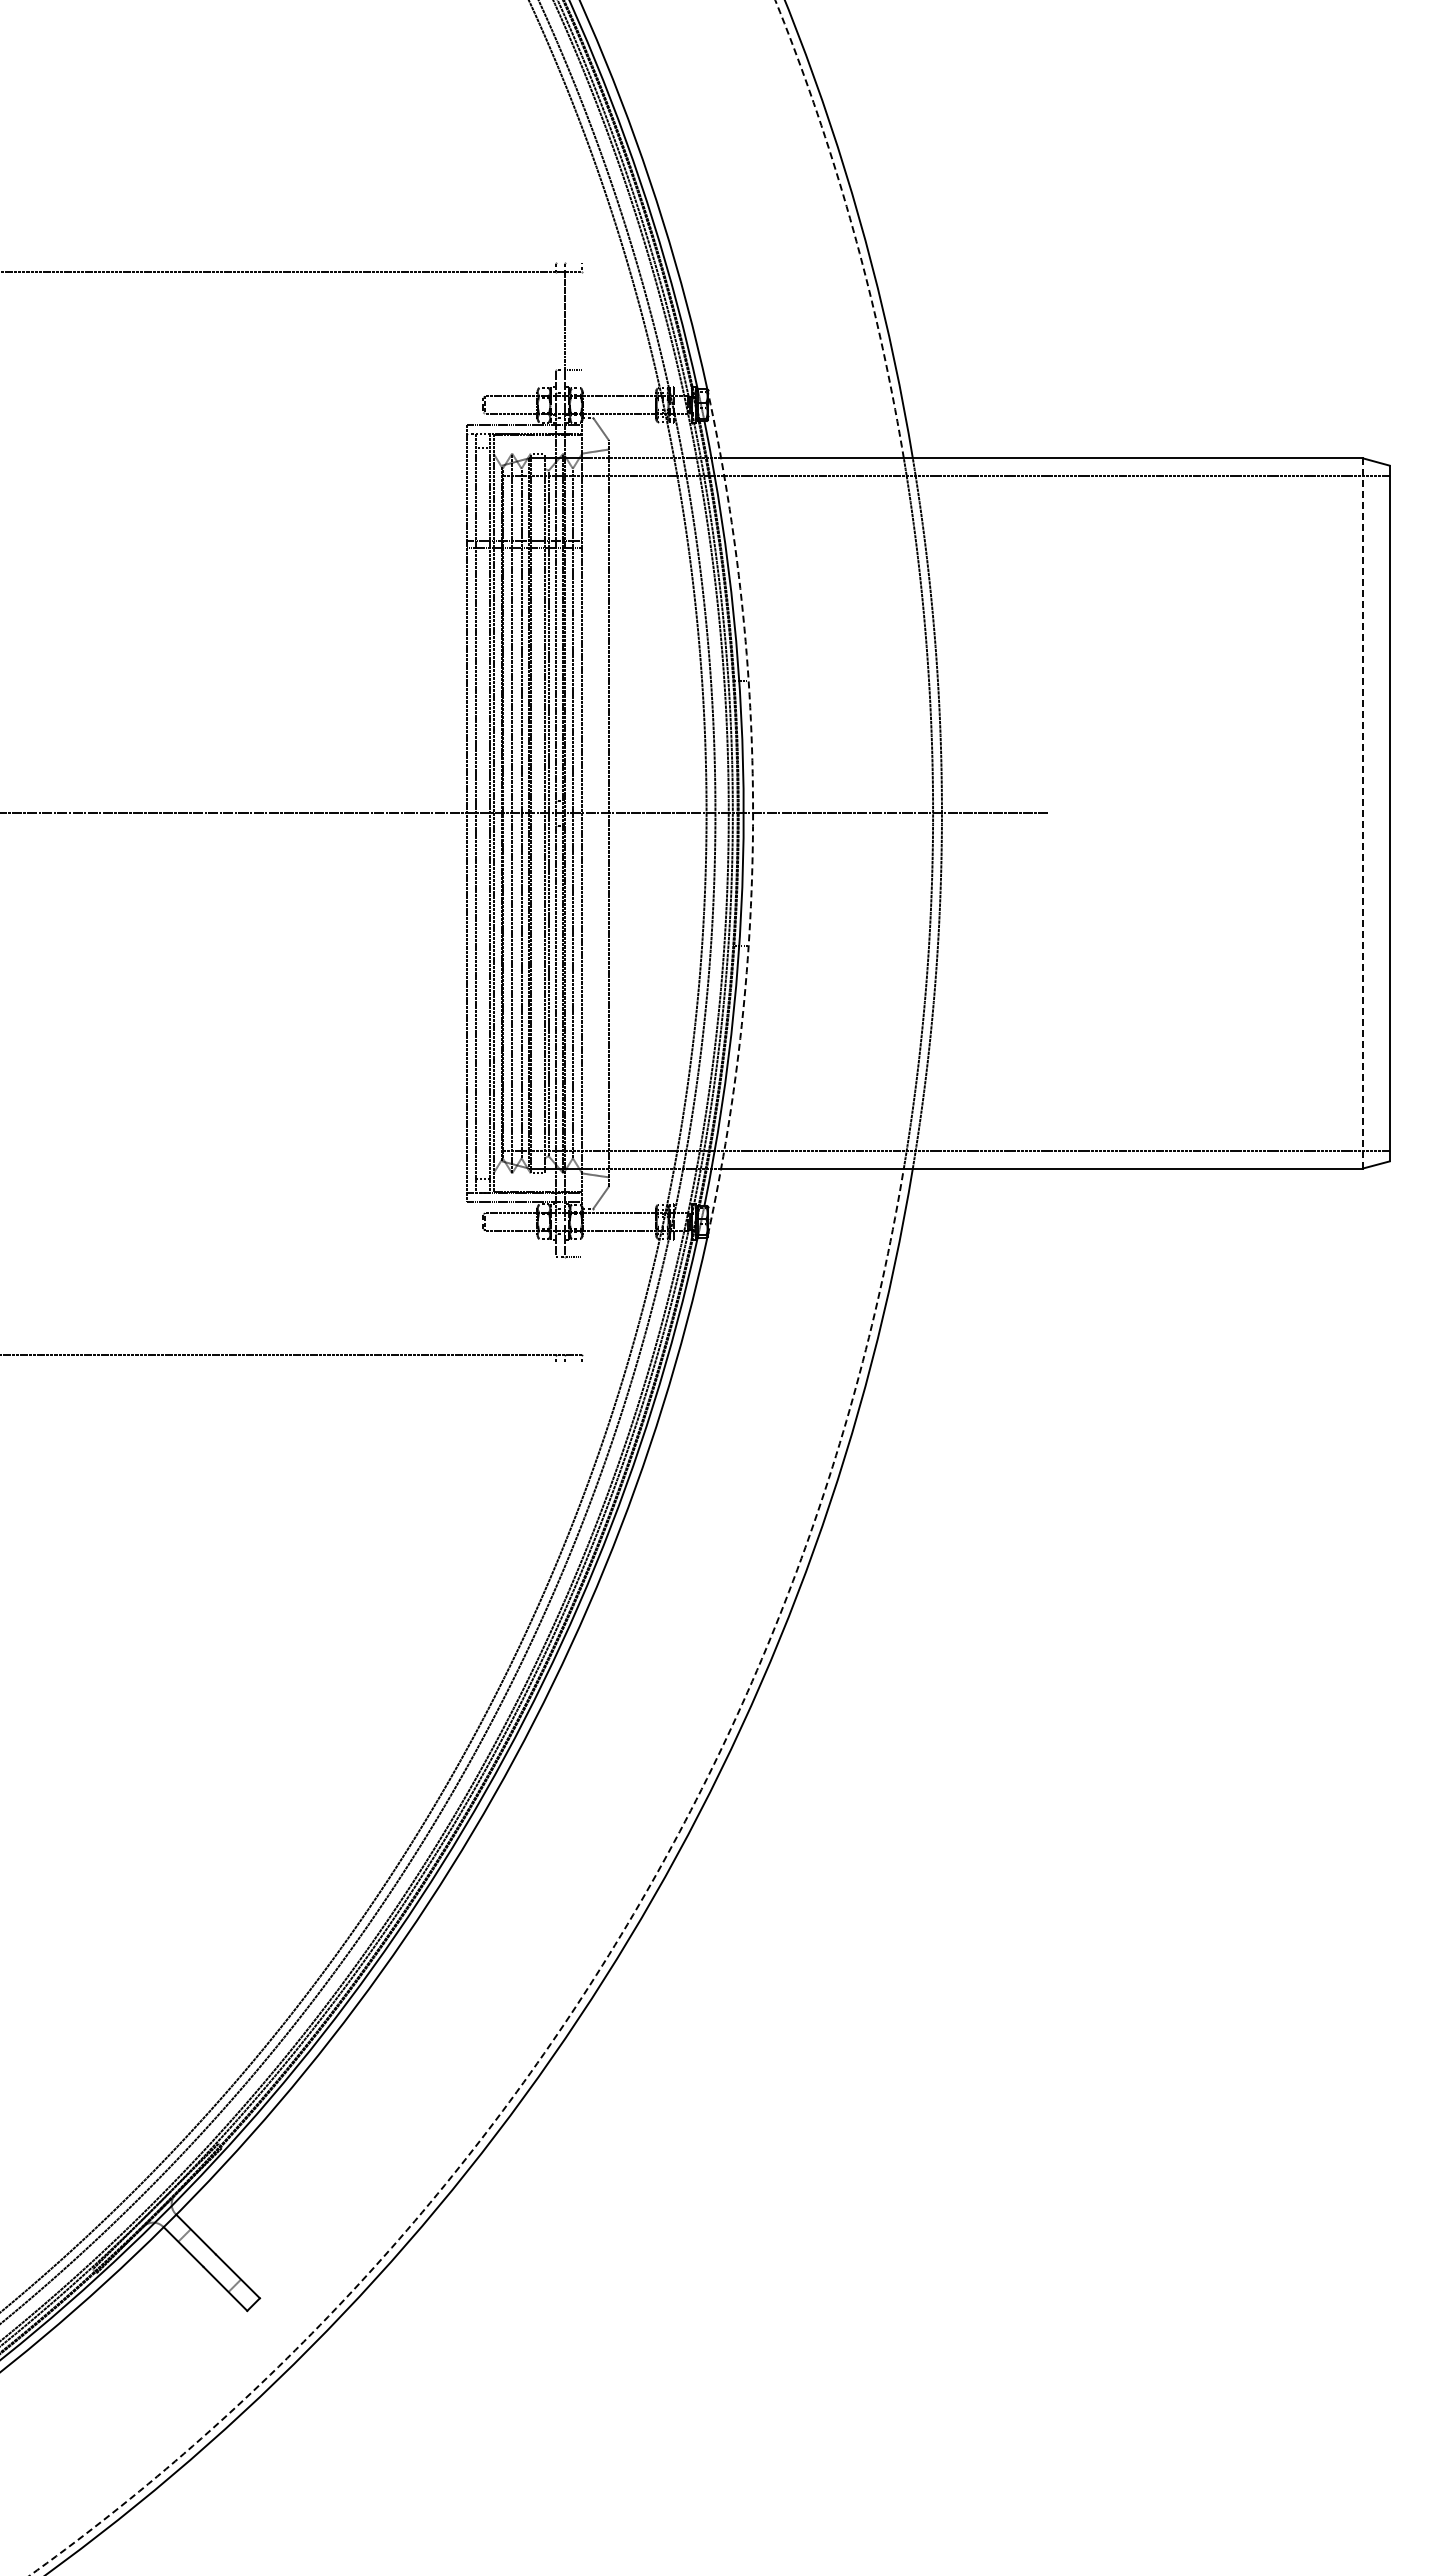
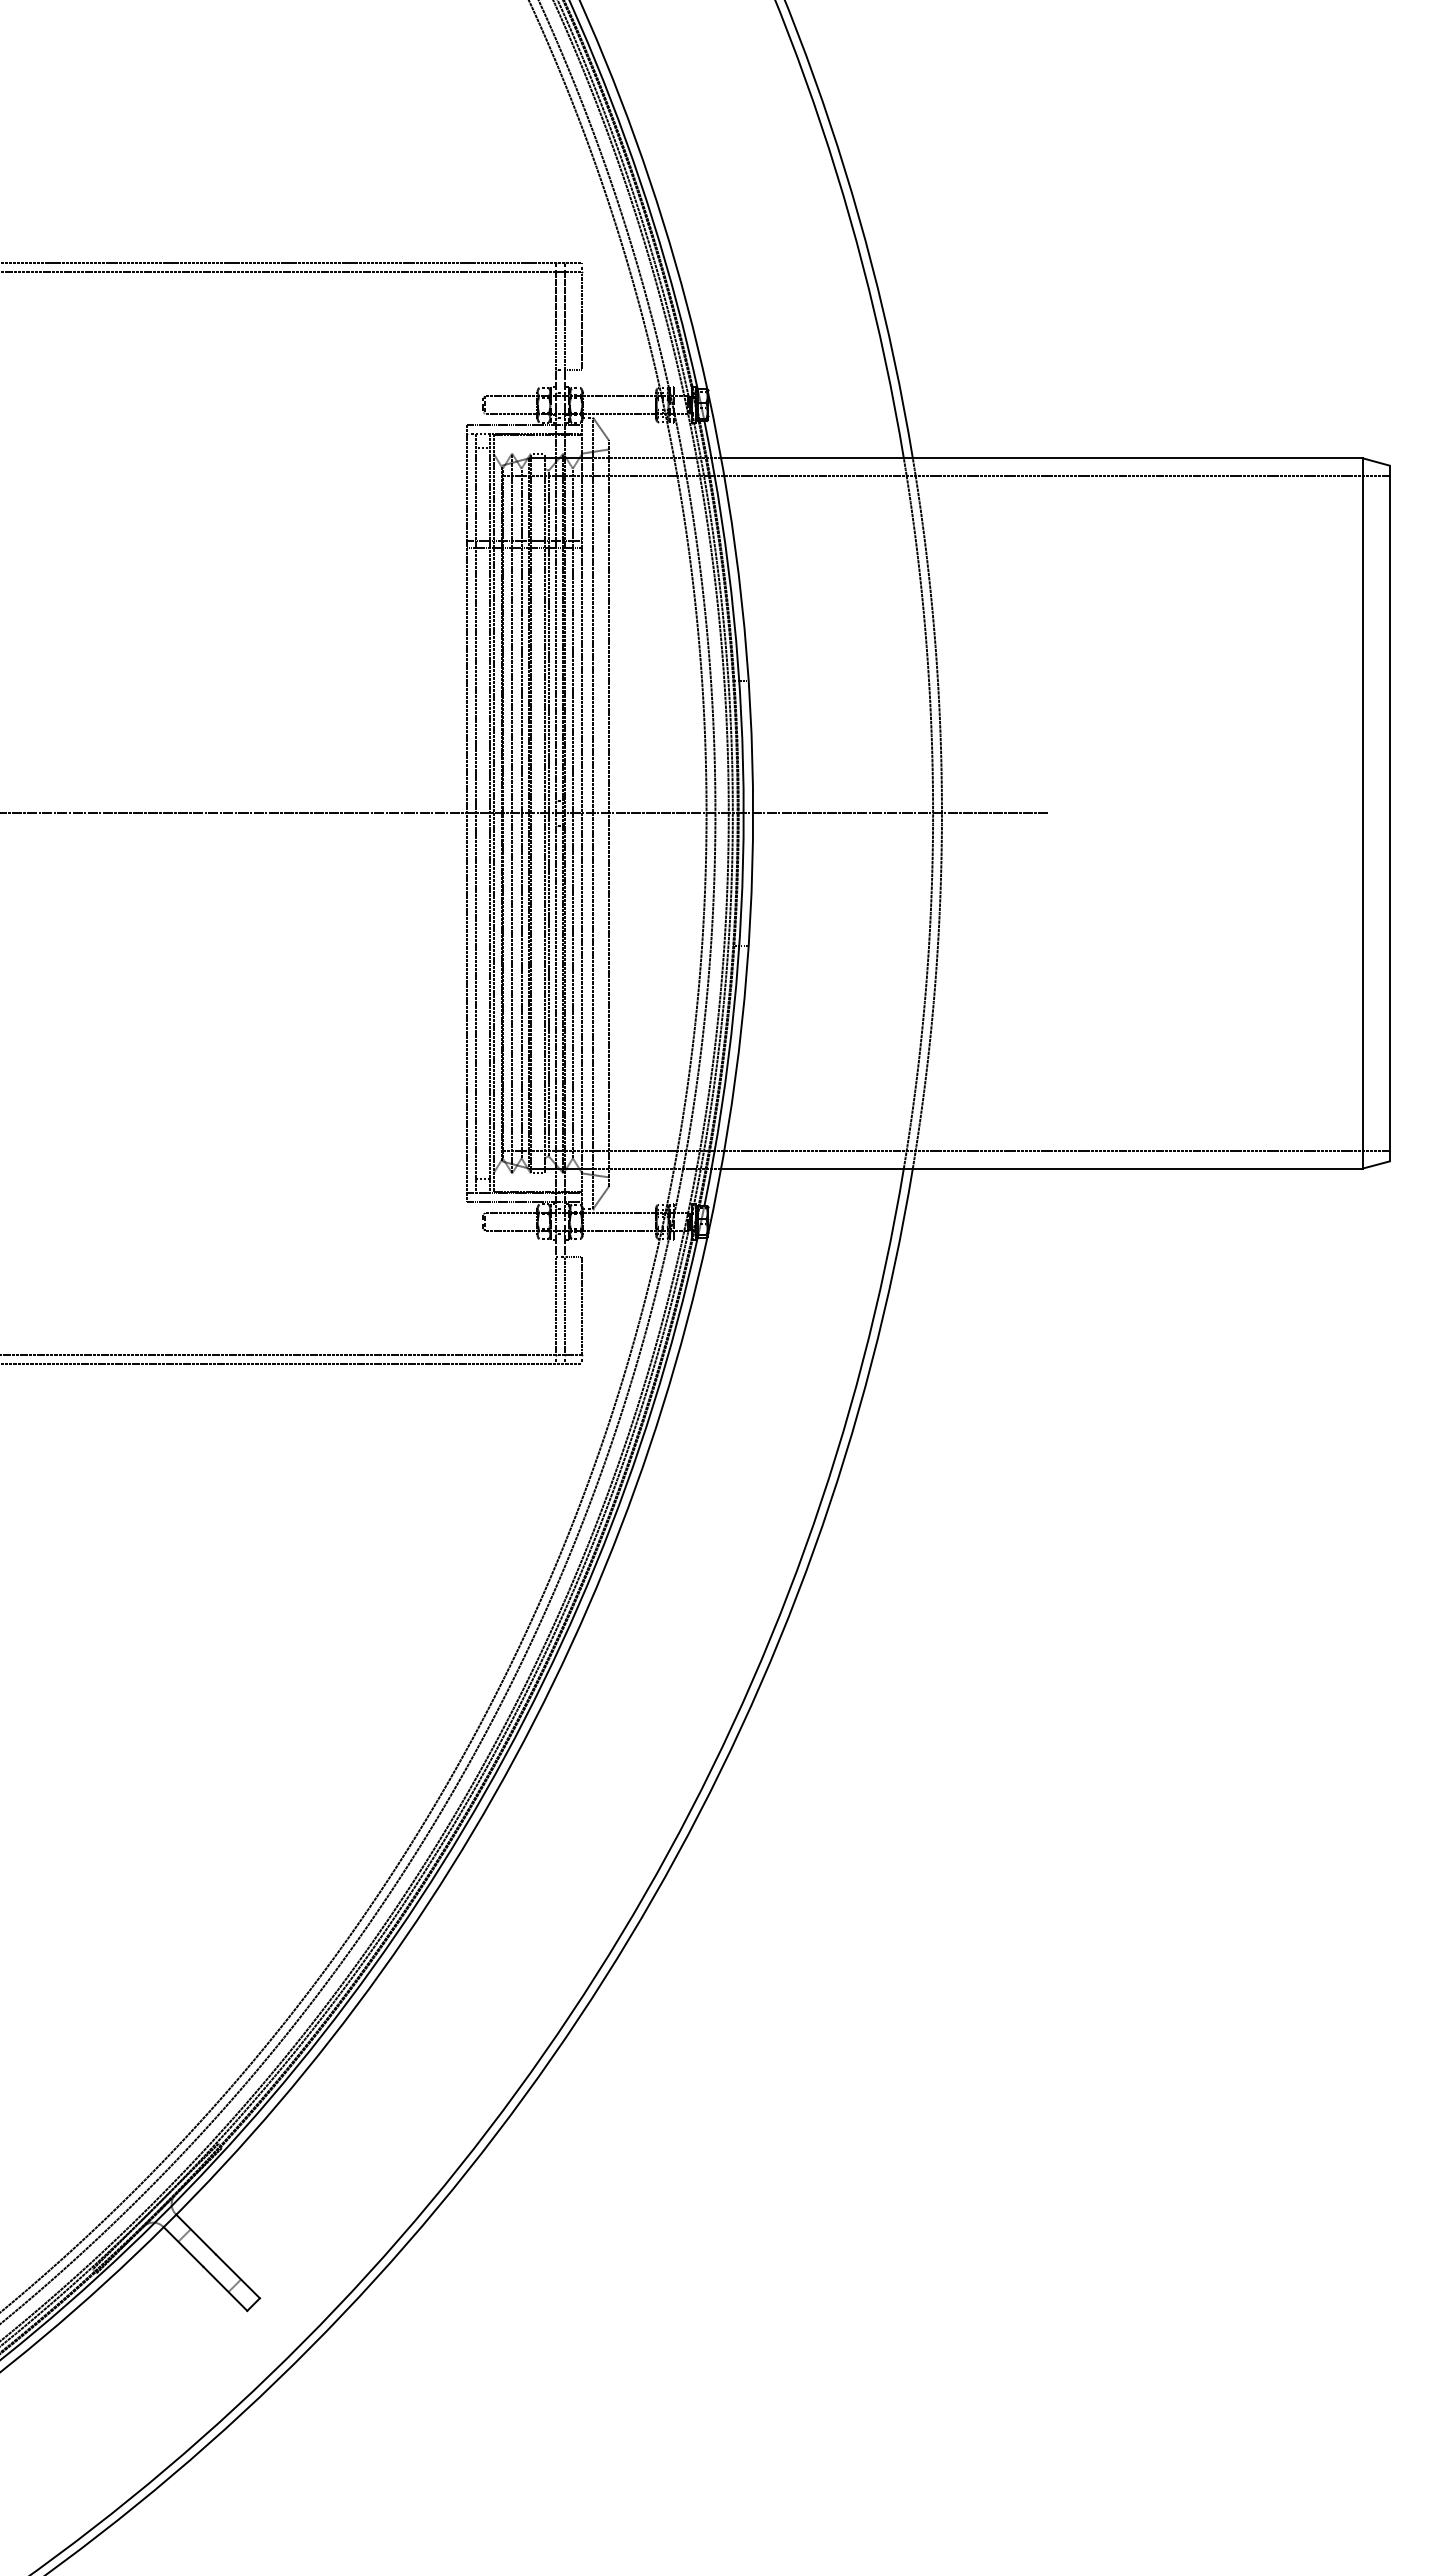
arc: dashed -> solid (851, 224)
line: none -> present (292, 263)
line: none -> present (555, 320)
line: none -> present (582, 320)
line: dashed -> solid (1363, 812)
line: none -> present (592, 813)
arc: dashed -> solid (753, 813)
line: none -> present (555, 1305)
line: none -> present (564, 1305)
line: none -> present (582, 1305)
line: none -> present (292, 1363)
arc: dashed -> solid (606, 1958)
